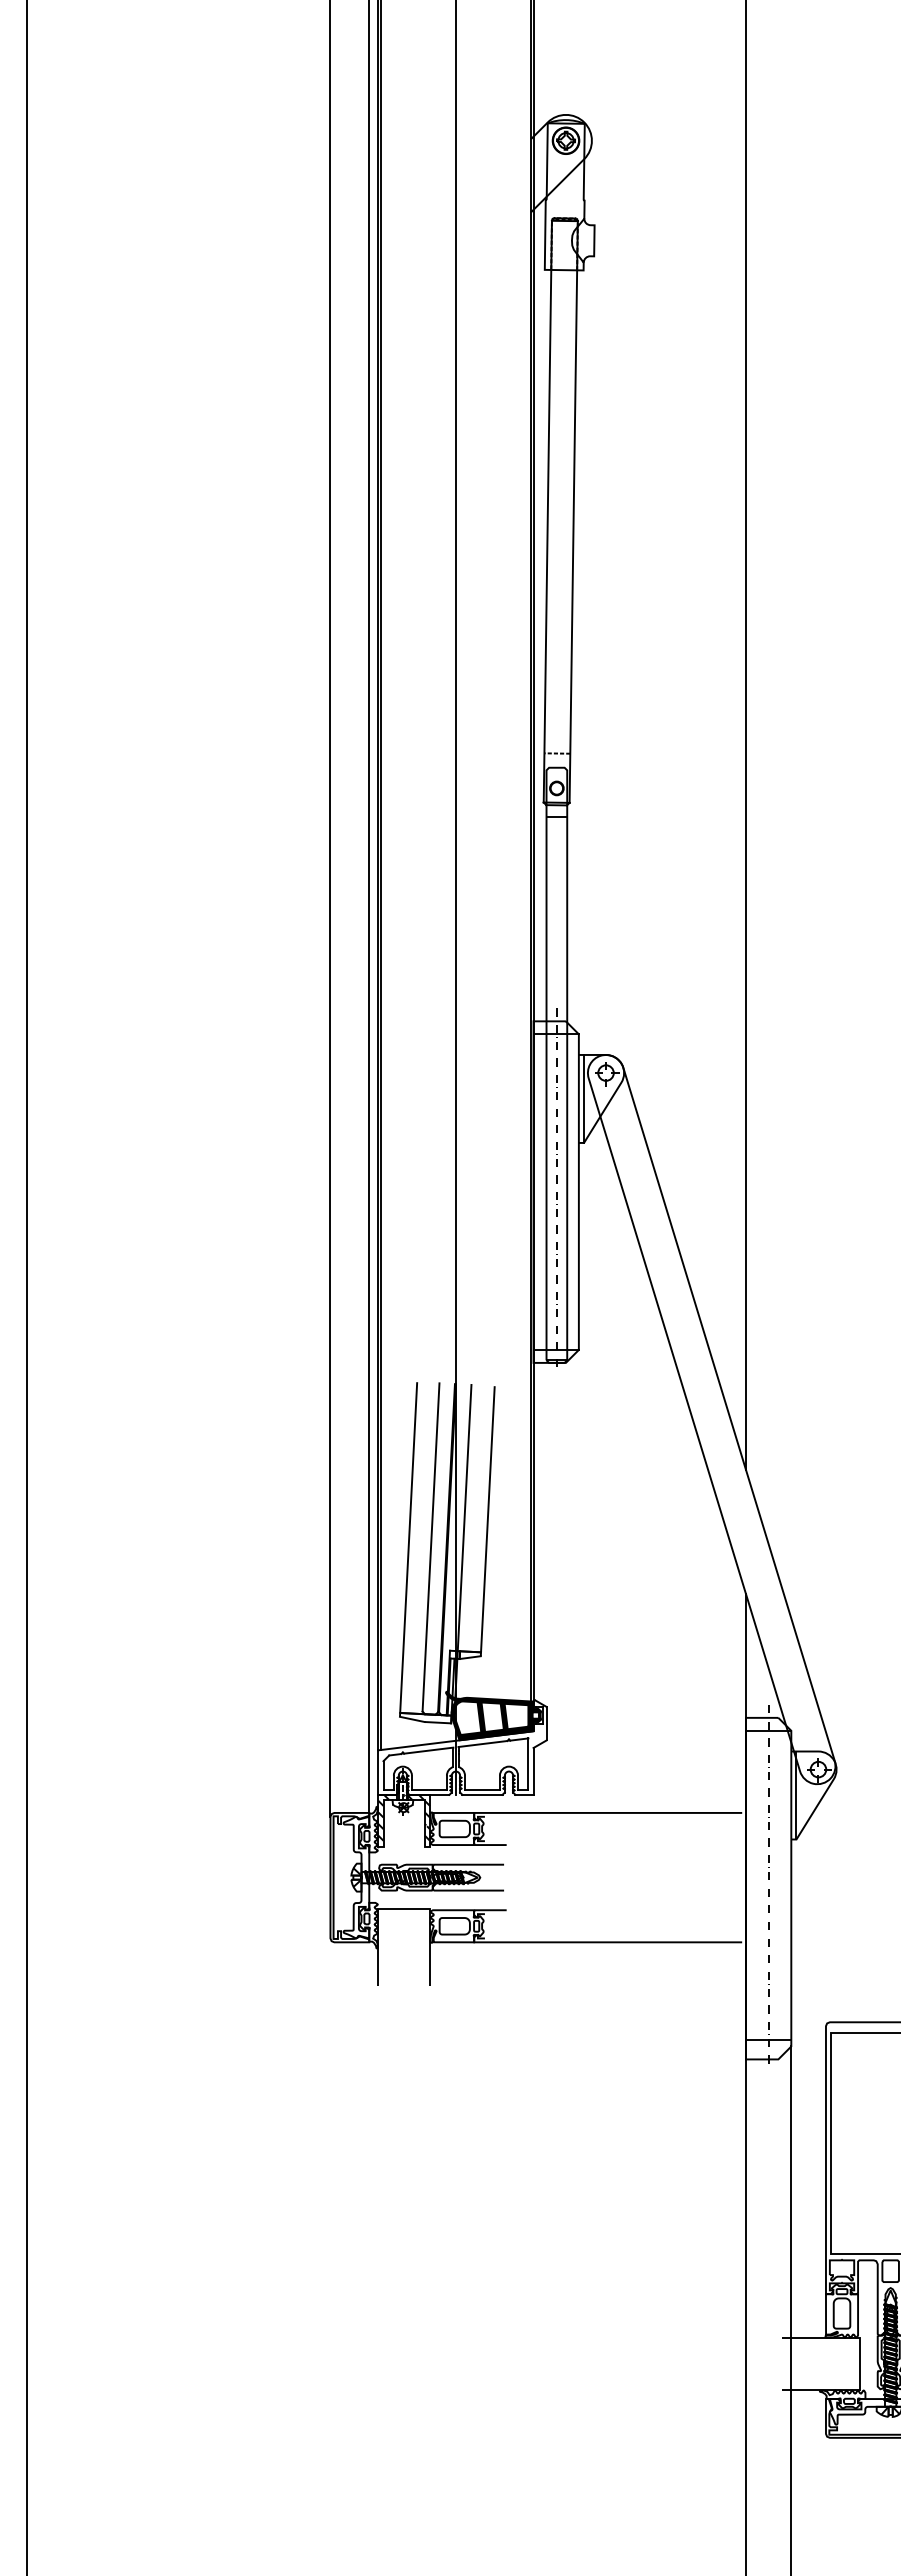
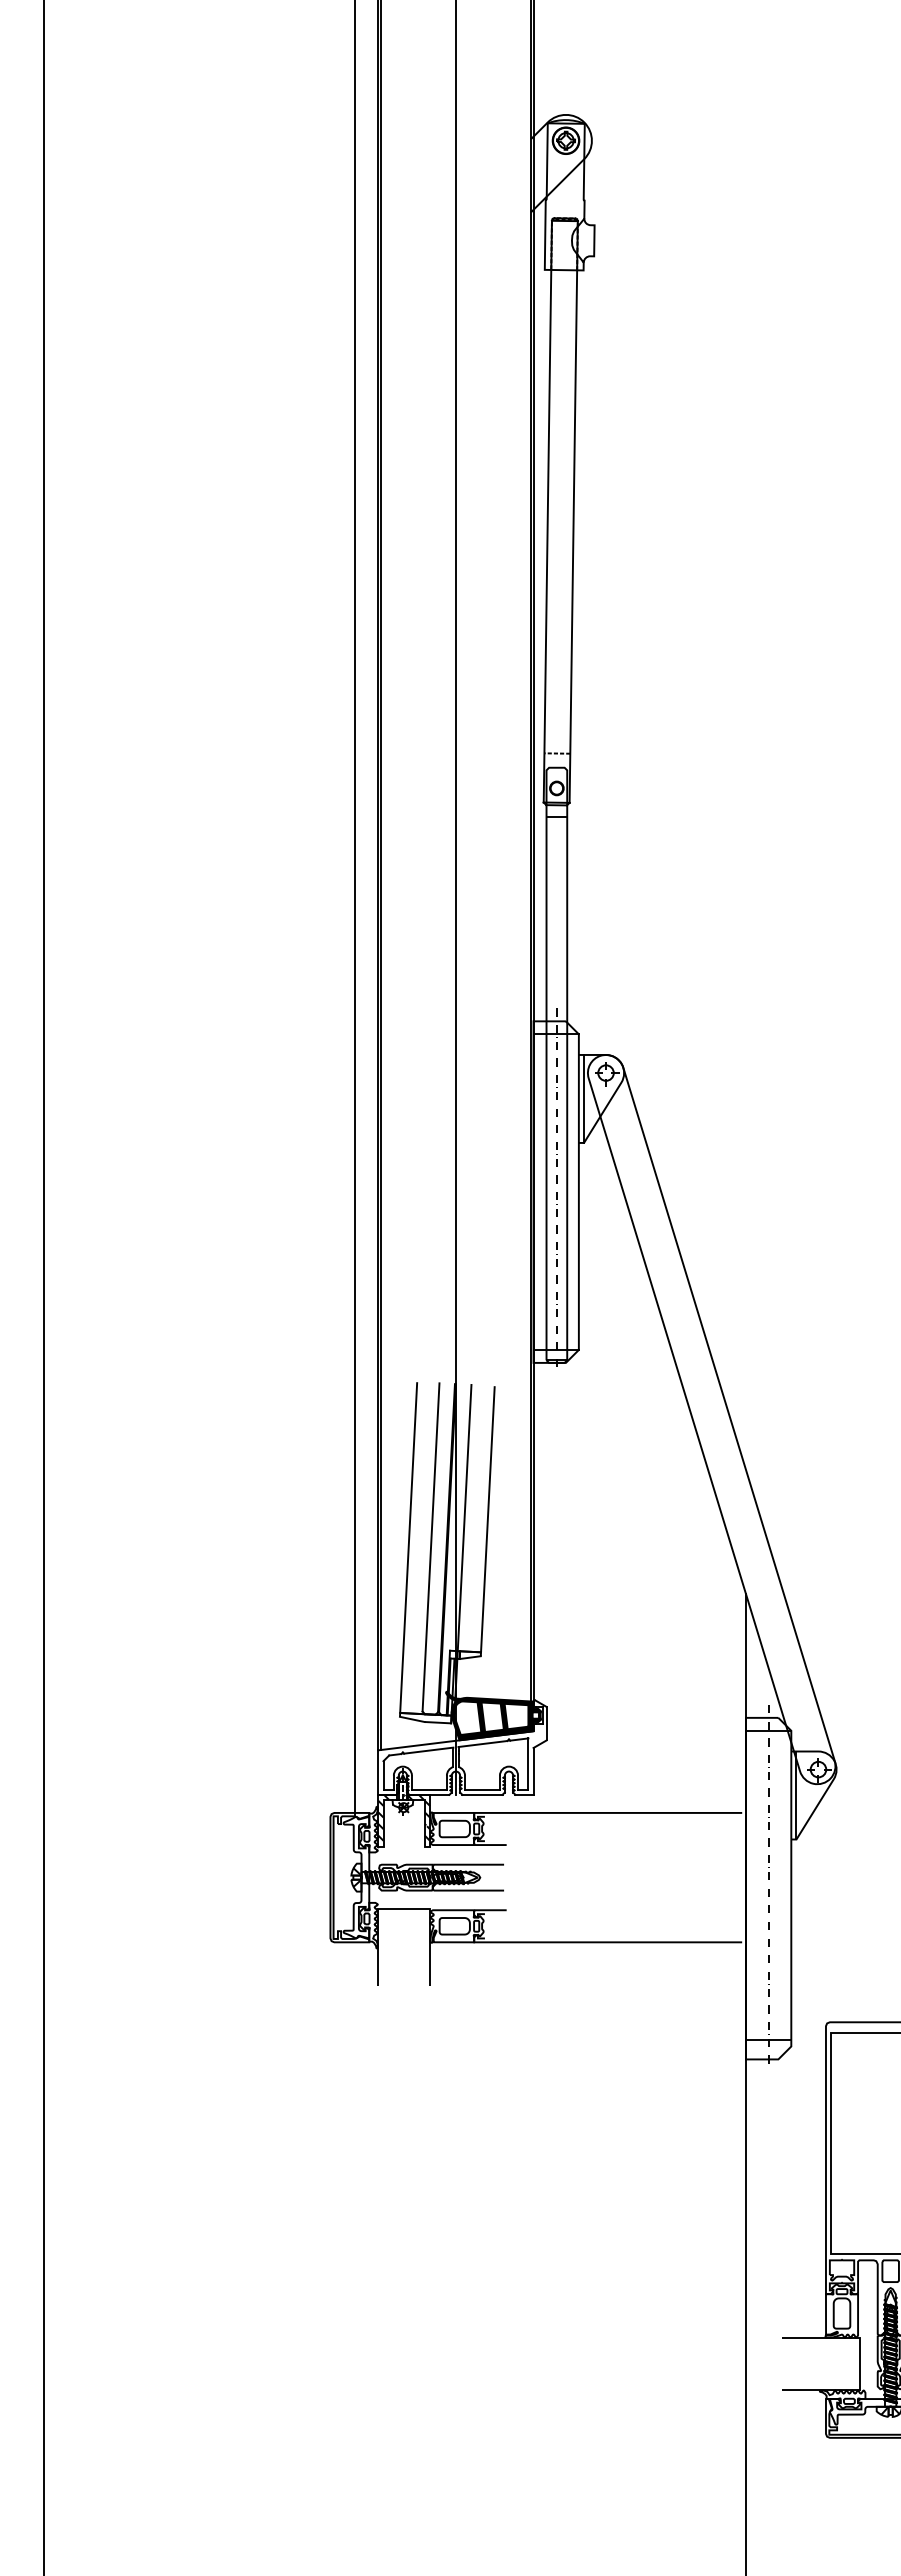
line: present -> none (746, 735)
line: present -> none (369, 907)
line position: (330, 909) -> (355, 909) (355, 909)
line position: (27, 1287) -> (44, 1287) (44, 1287)
line: present -> none (791, 2309)
